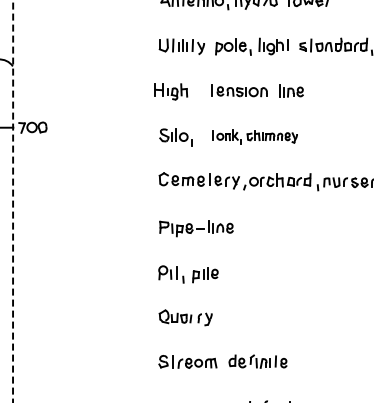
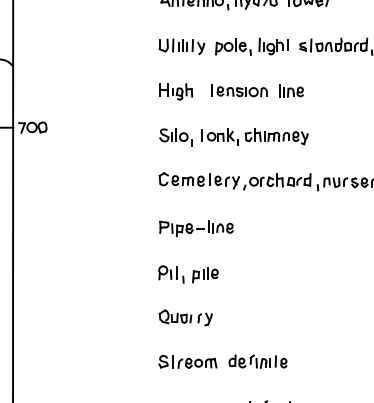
part position: (171, 91) -> (176, 91) (176, 91)
part size: 86x16 px -> 108x18 px (254, 136)
line: dashed -> solid (13, 201)
